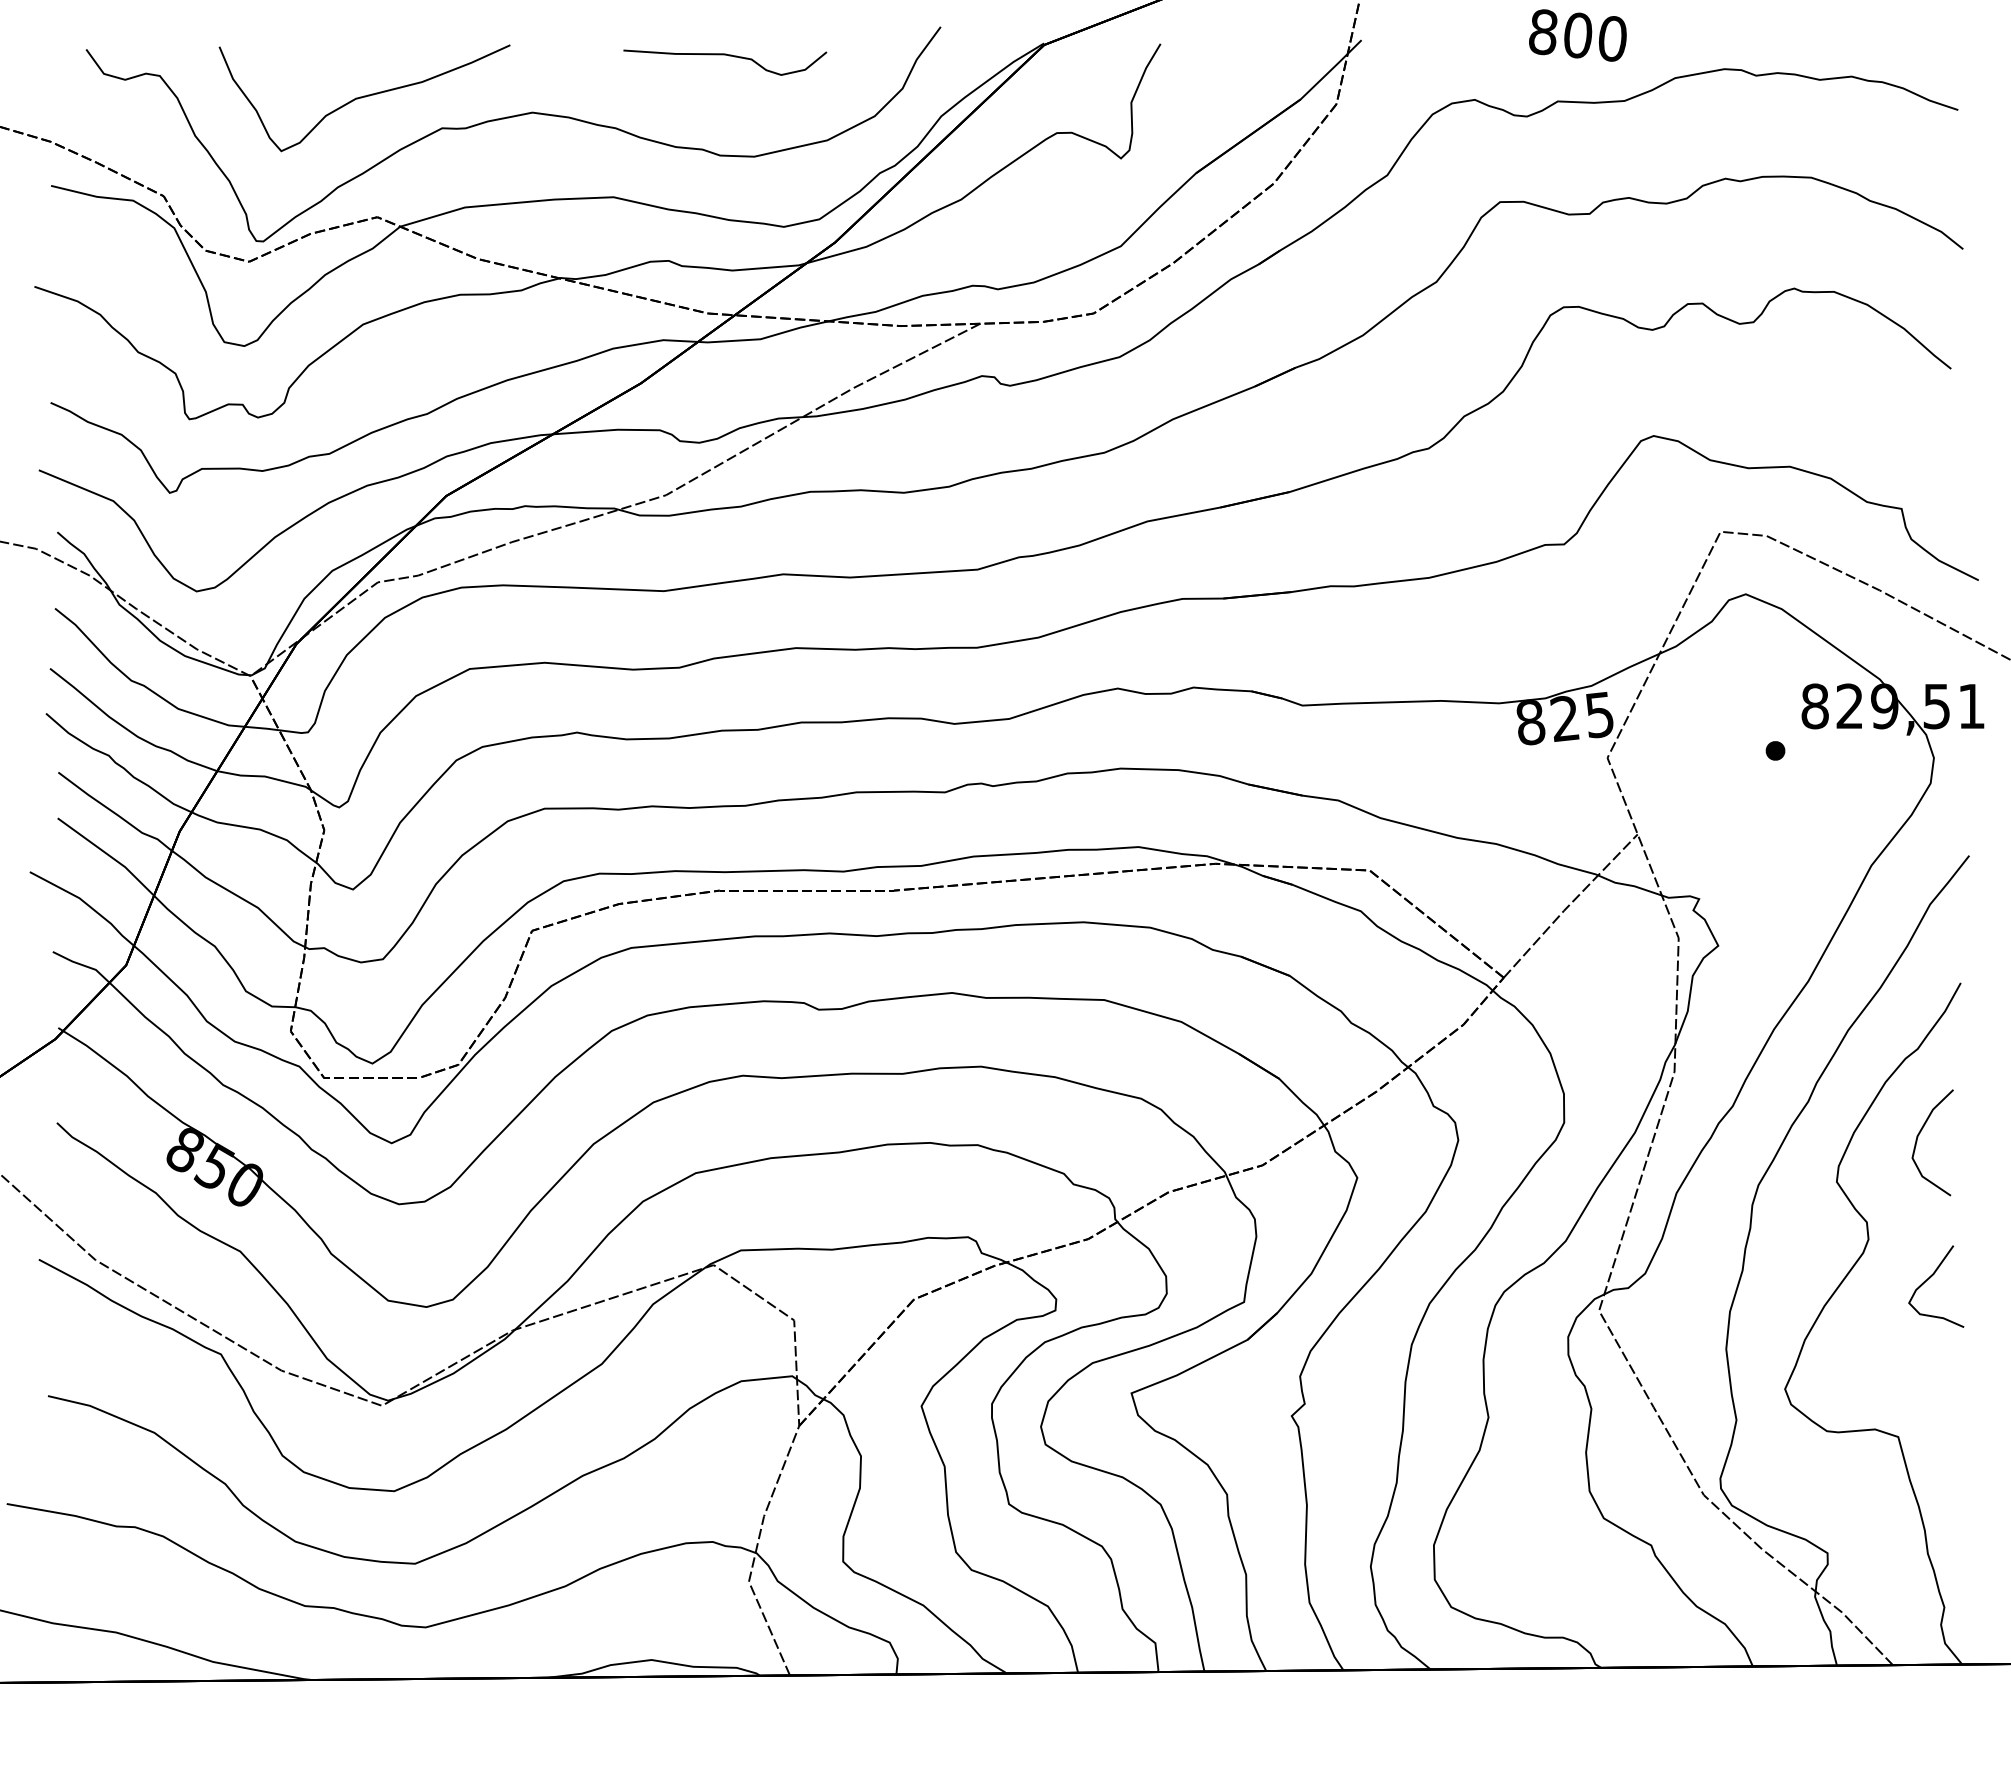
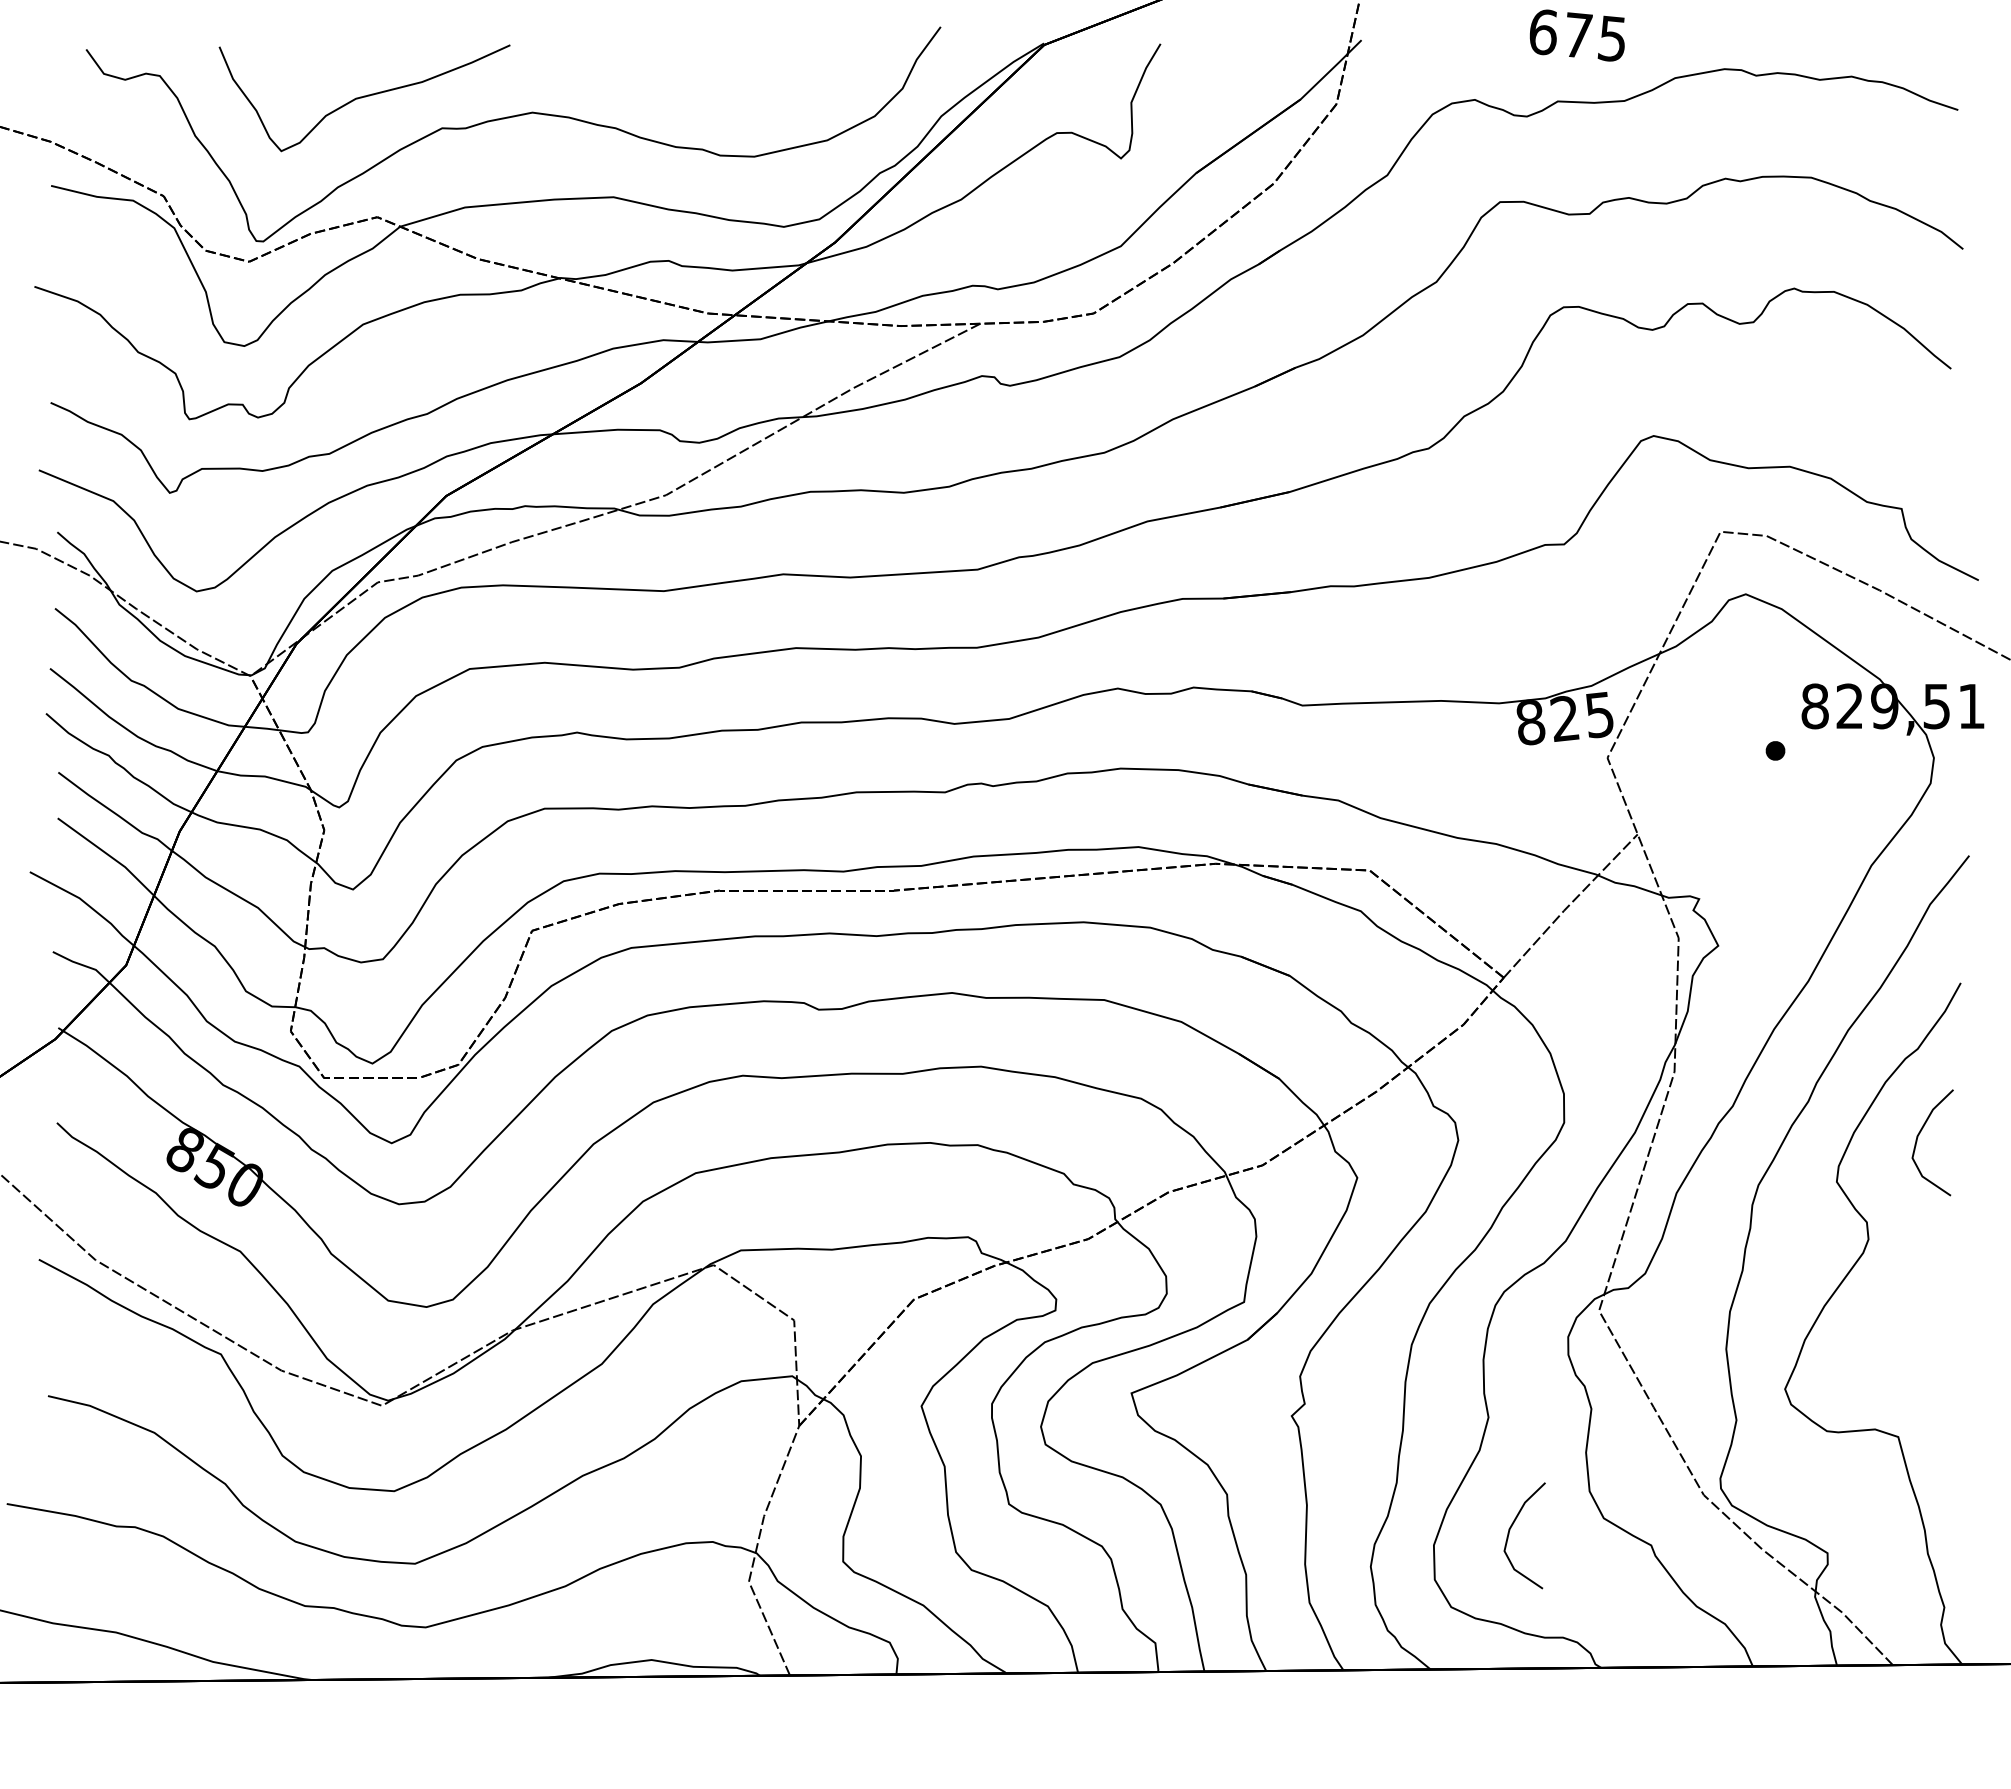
text: 800 -> 675 (1577, 35)
curve: present -> none (725, 55)
curve: present -> none (1929, 1279)
curve: none -> present (1511, 1528)
